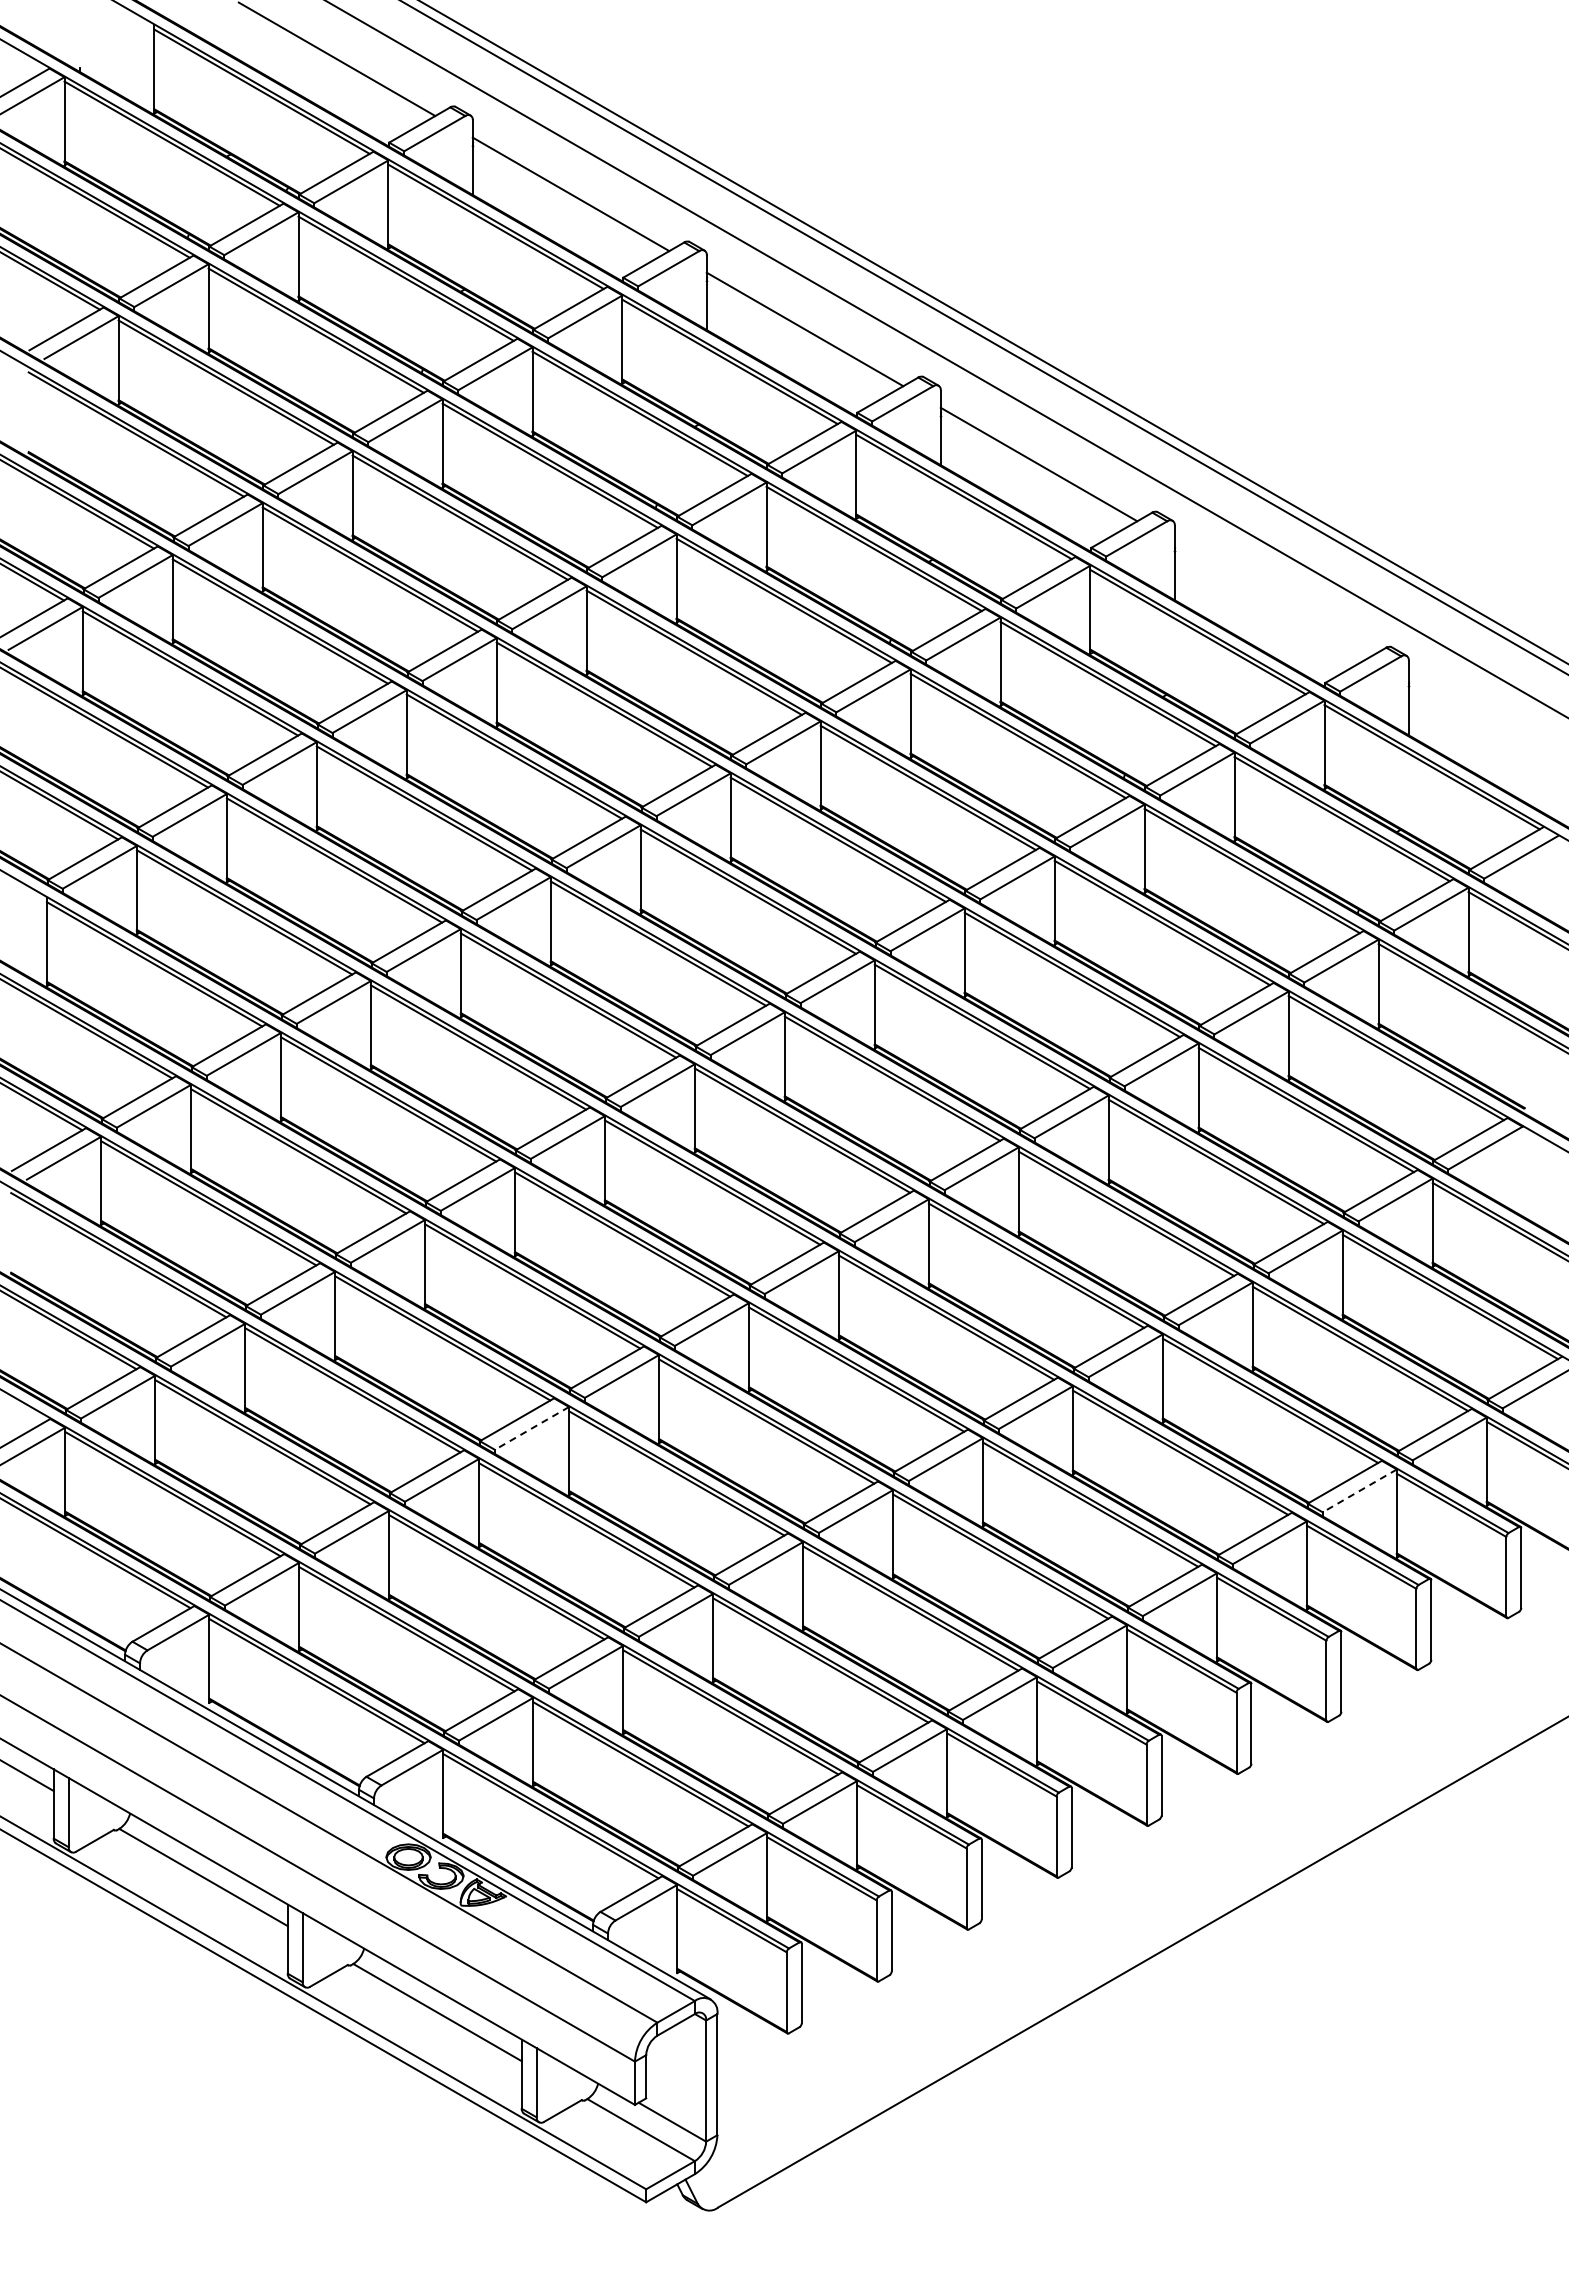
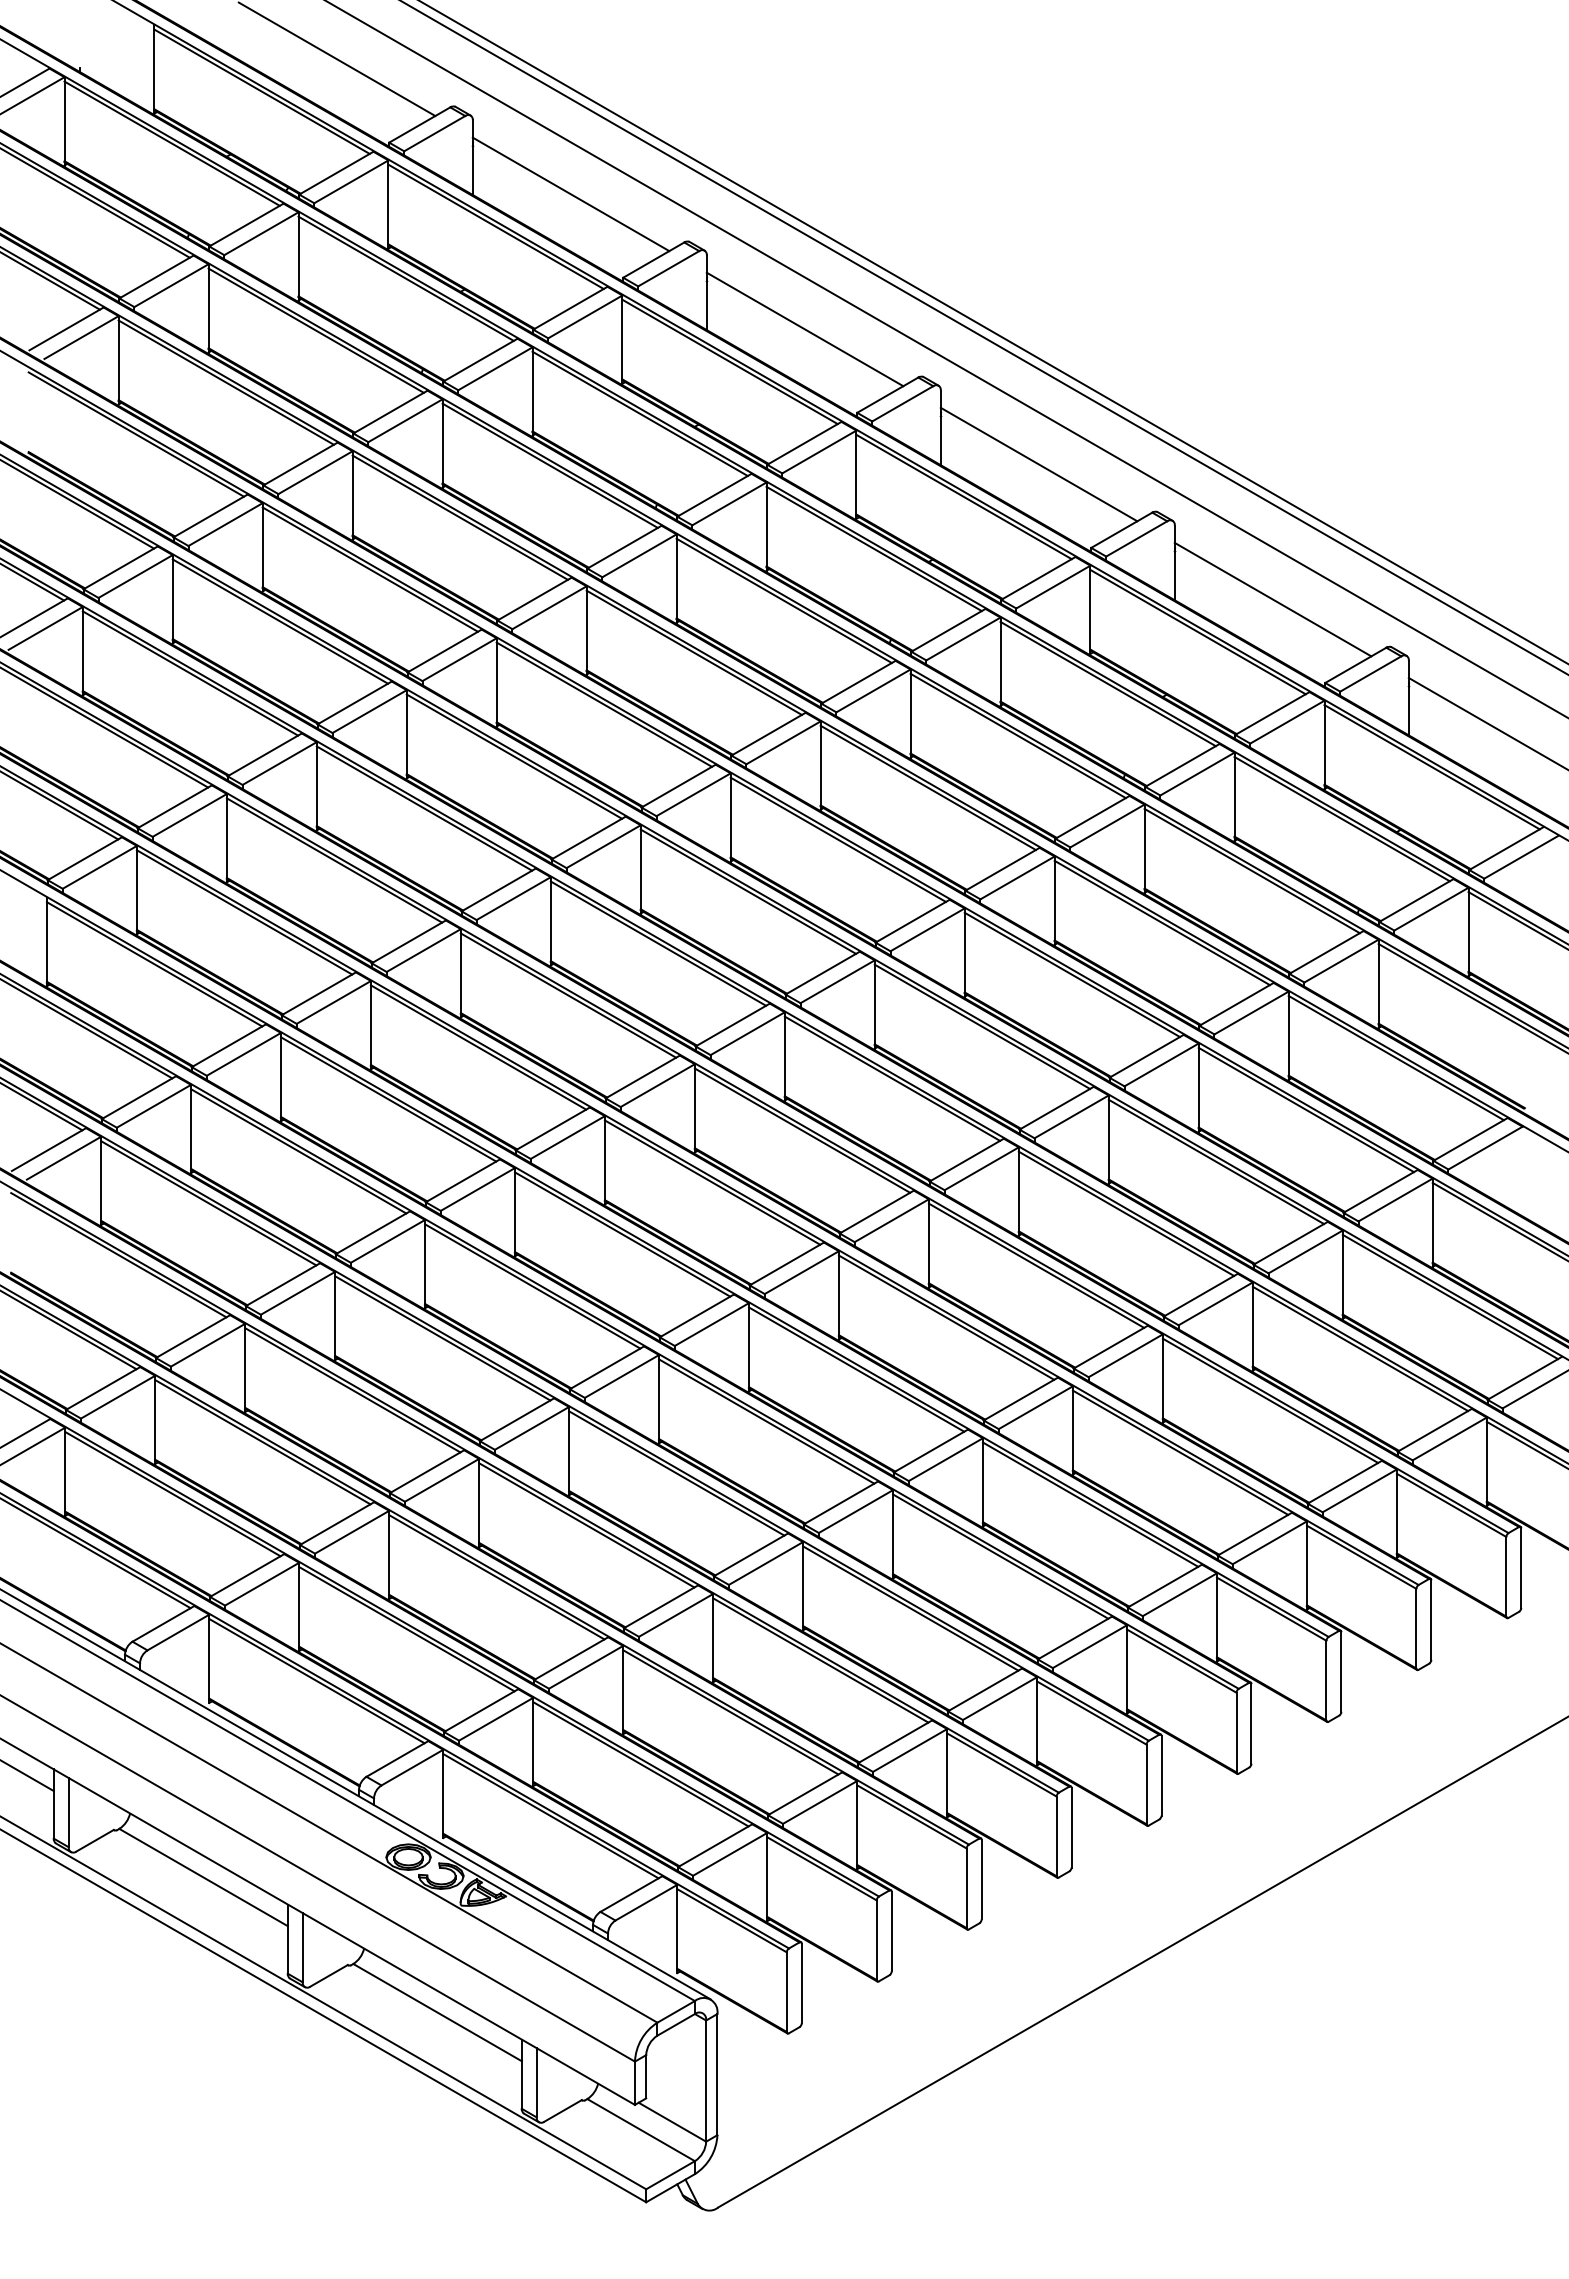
line: none -> present (1272, 599)
line: none -> present (1486, 722)
line: dashed -> solid (532, 1428)
line: dashed -> solid (1359, 1490)
